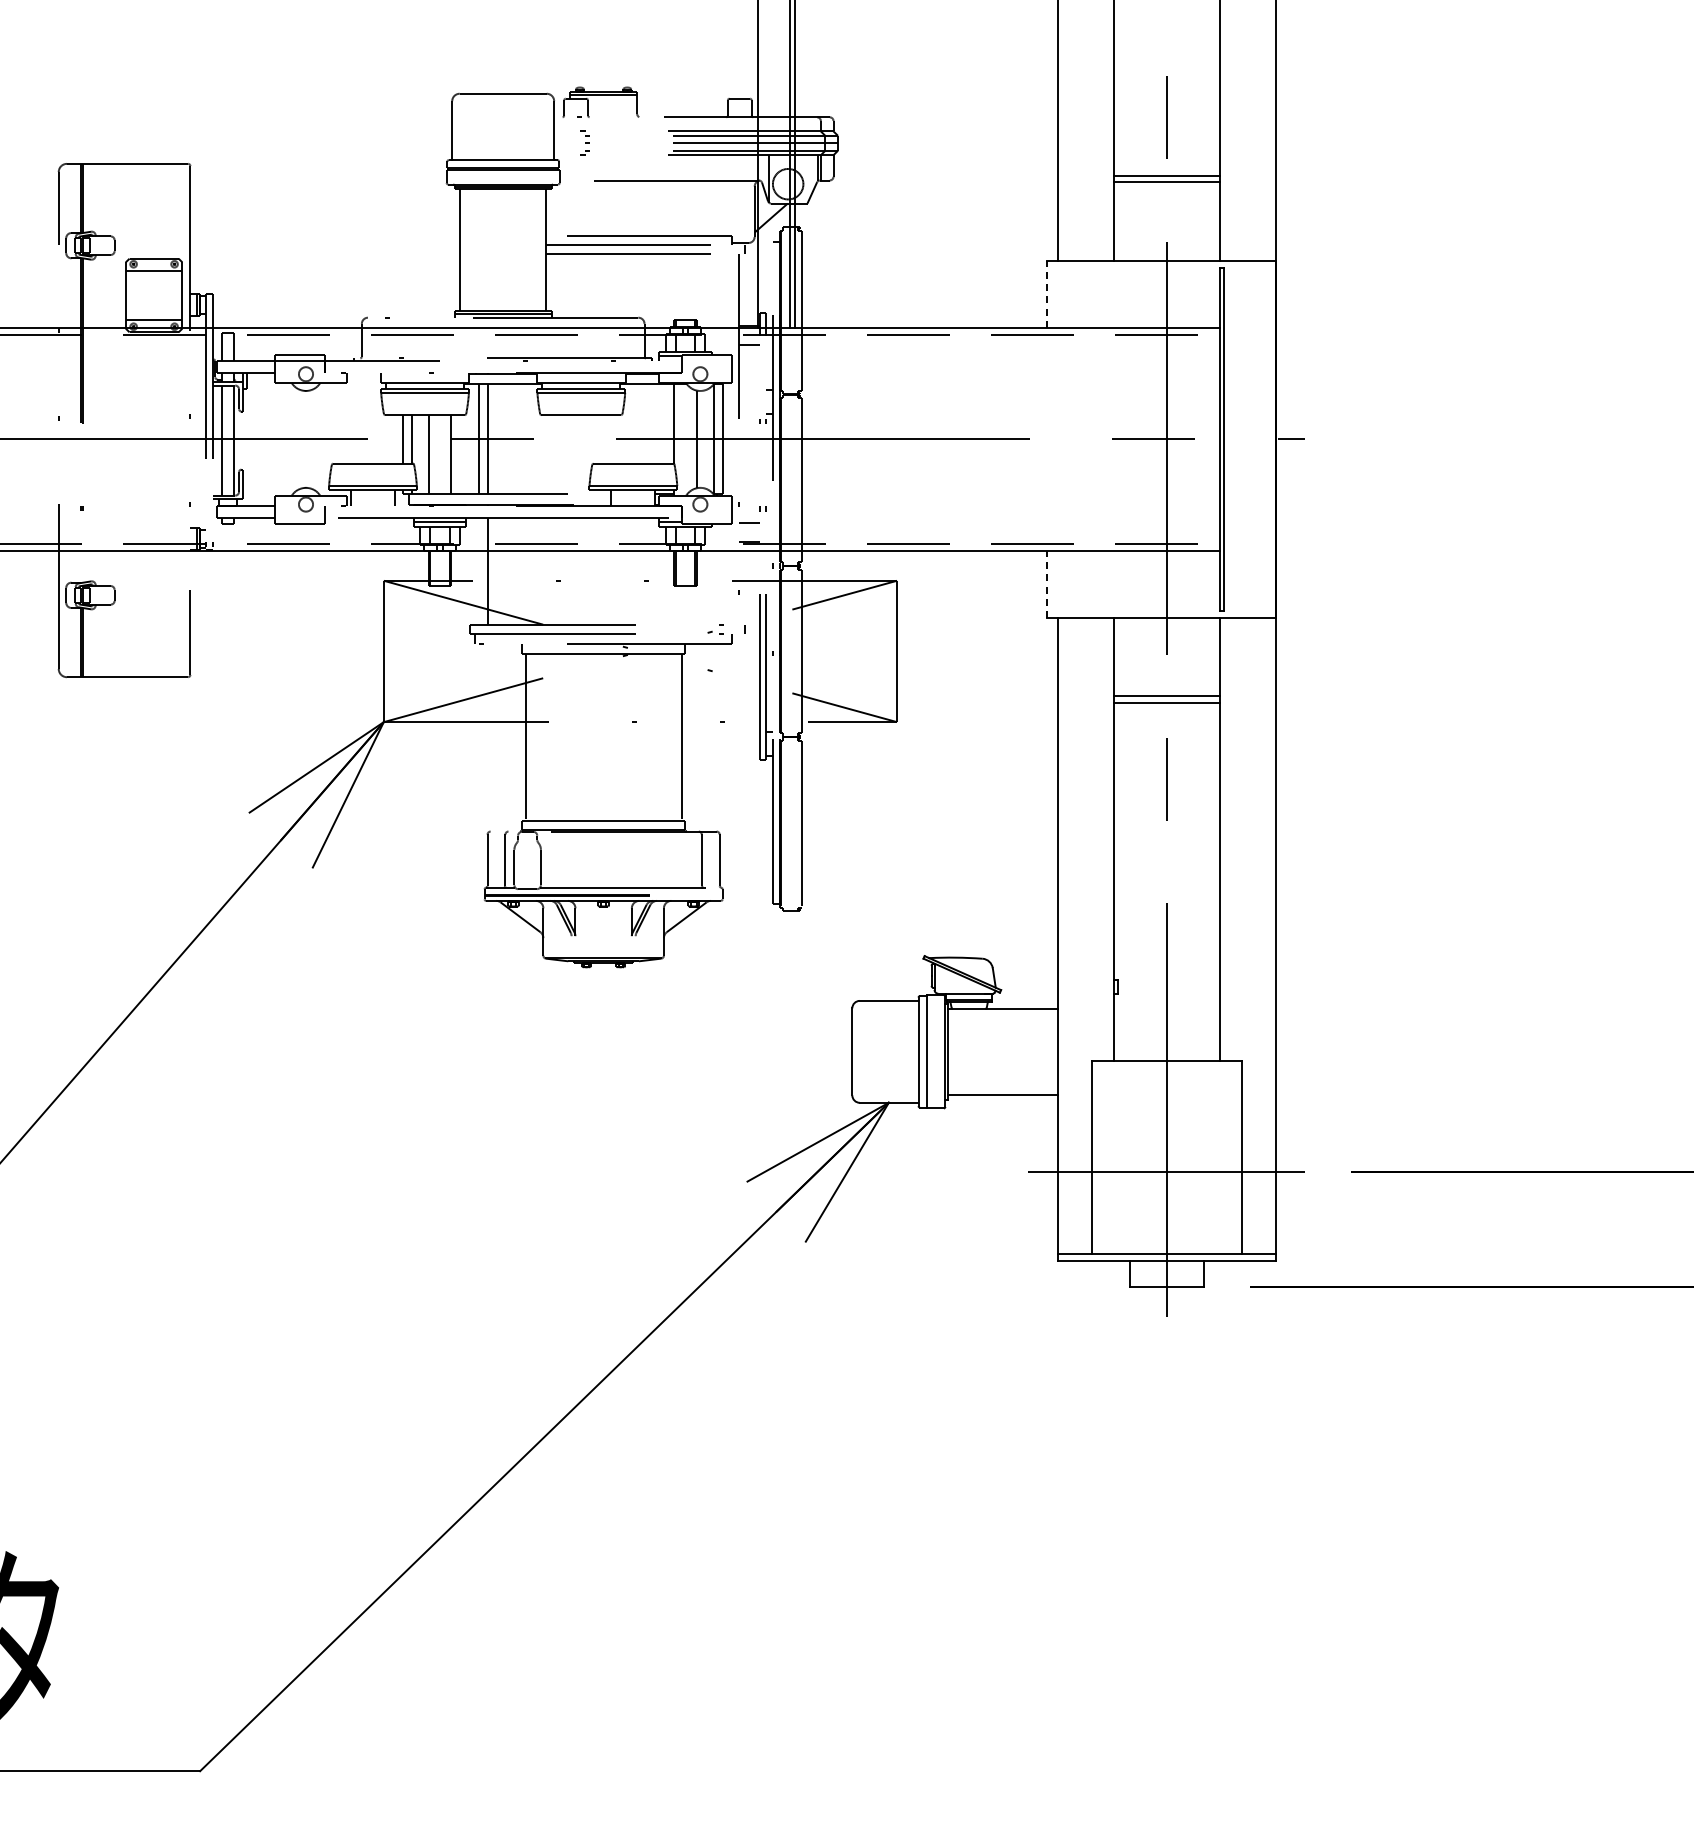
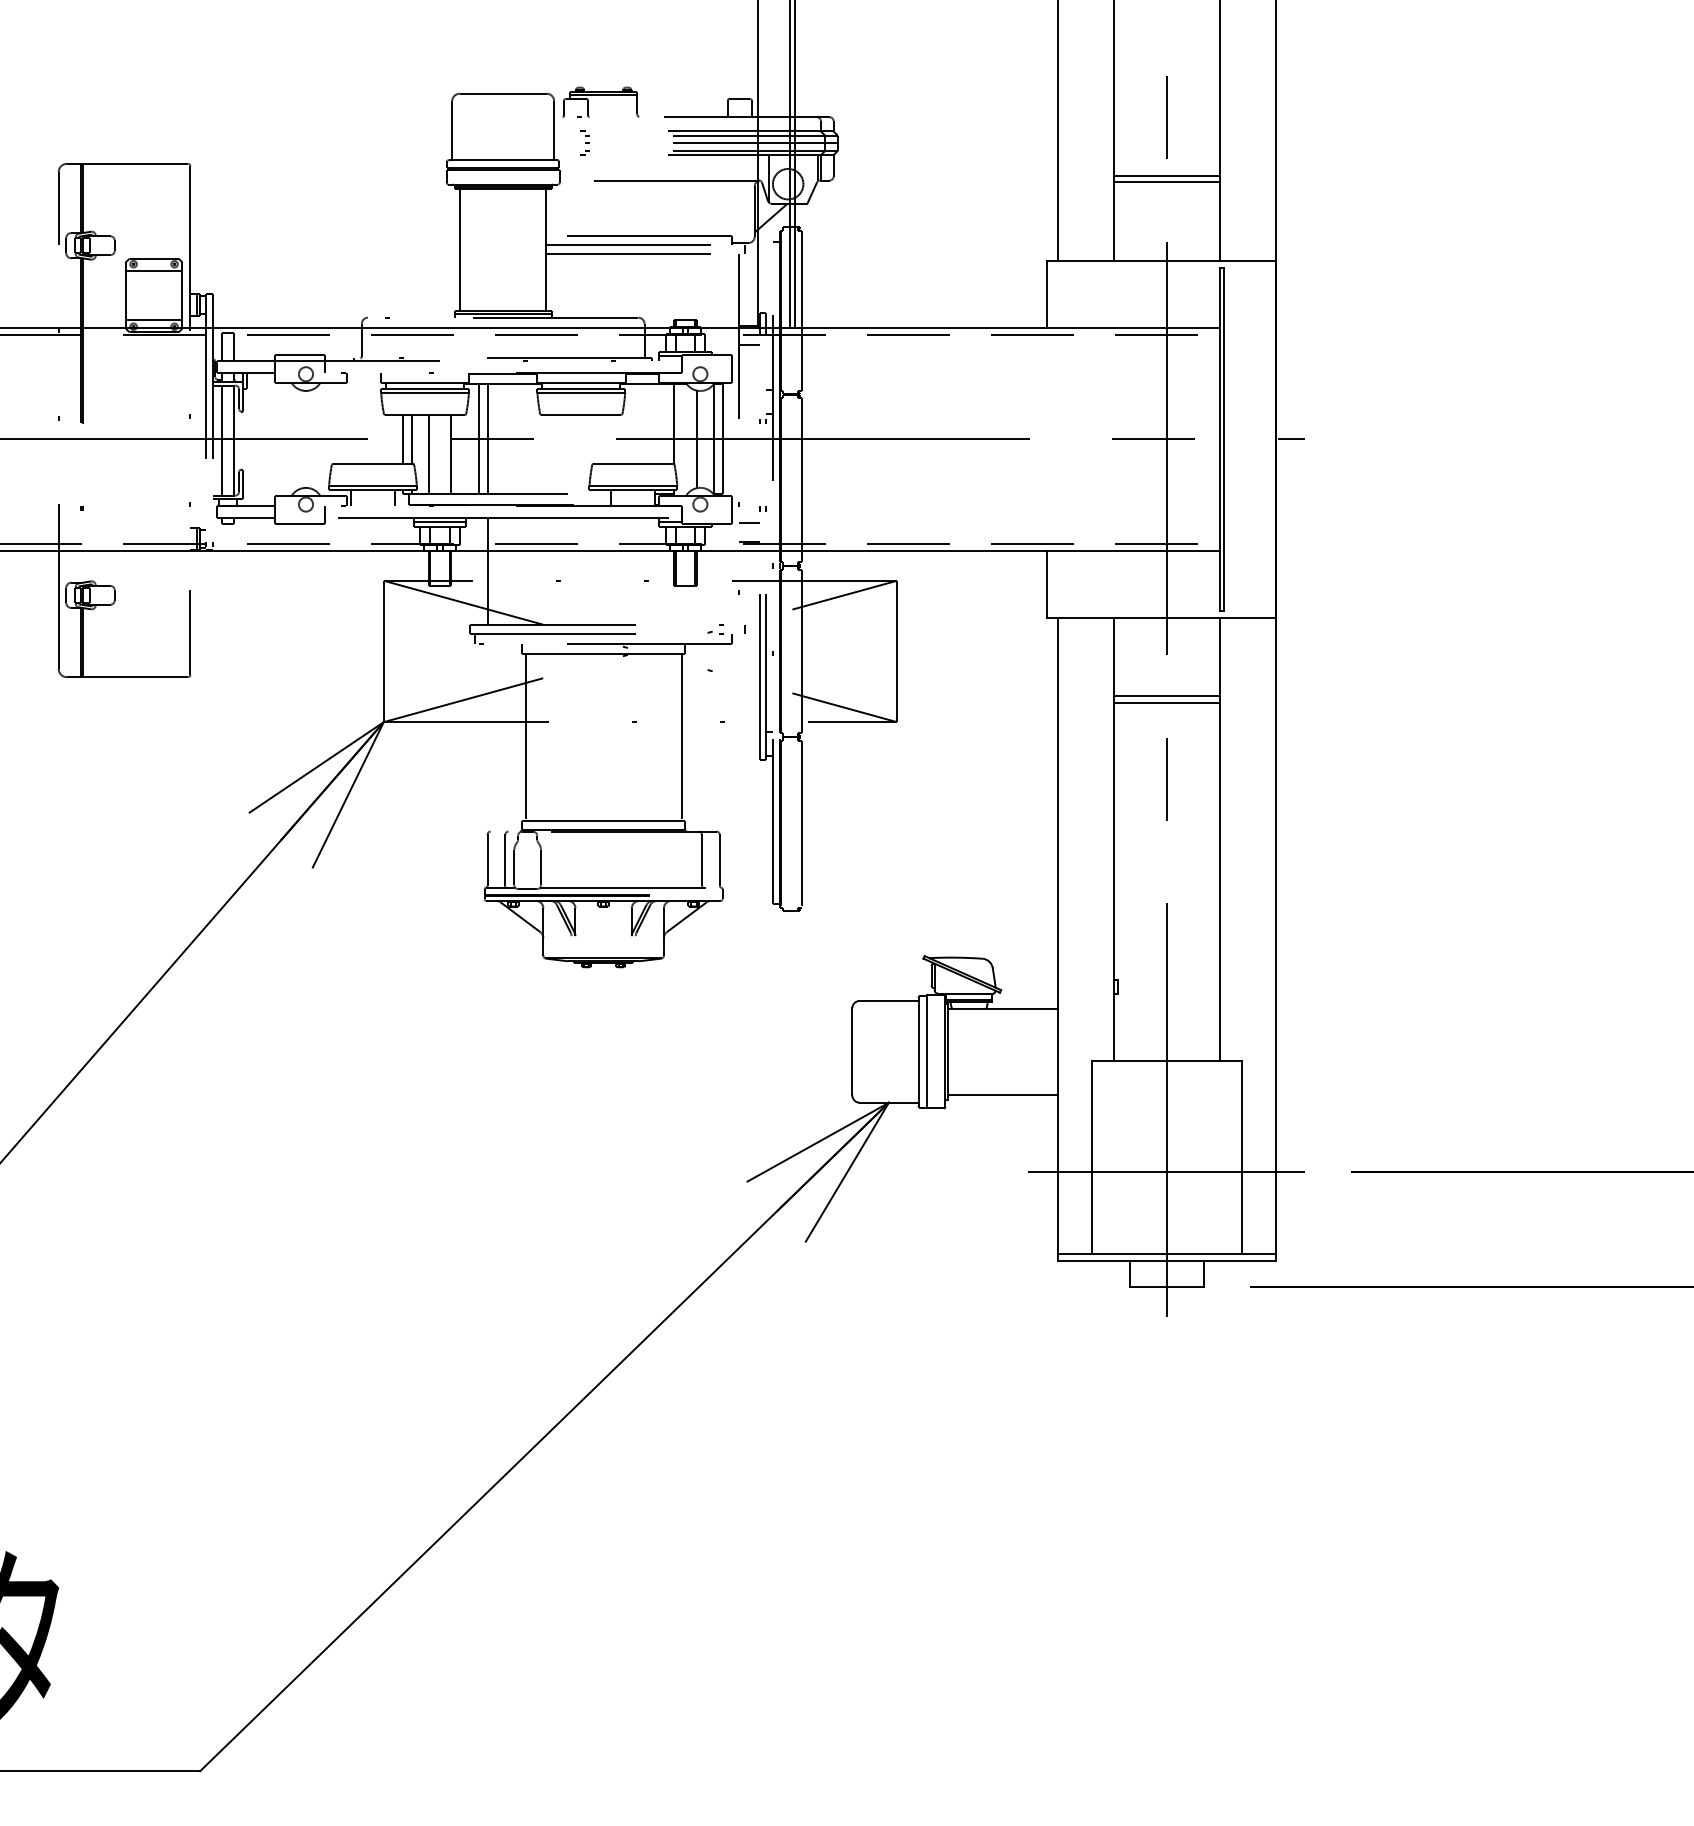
line: dashed -> solid (1047, 293)
line: dashed -> solid (1047, 584)
